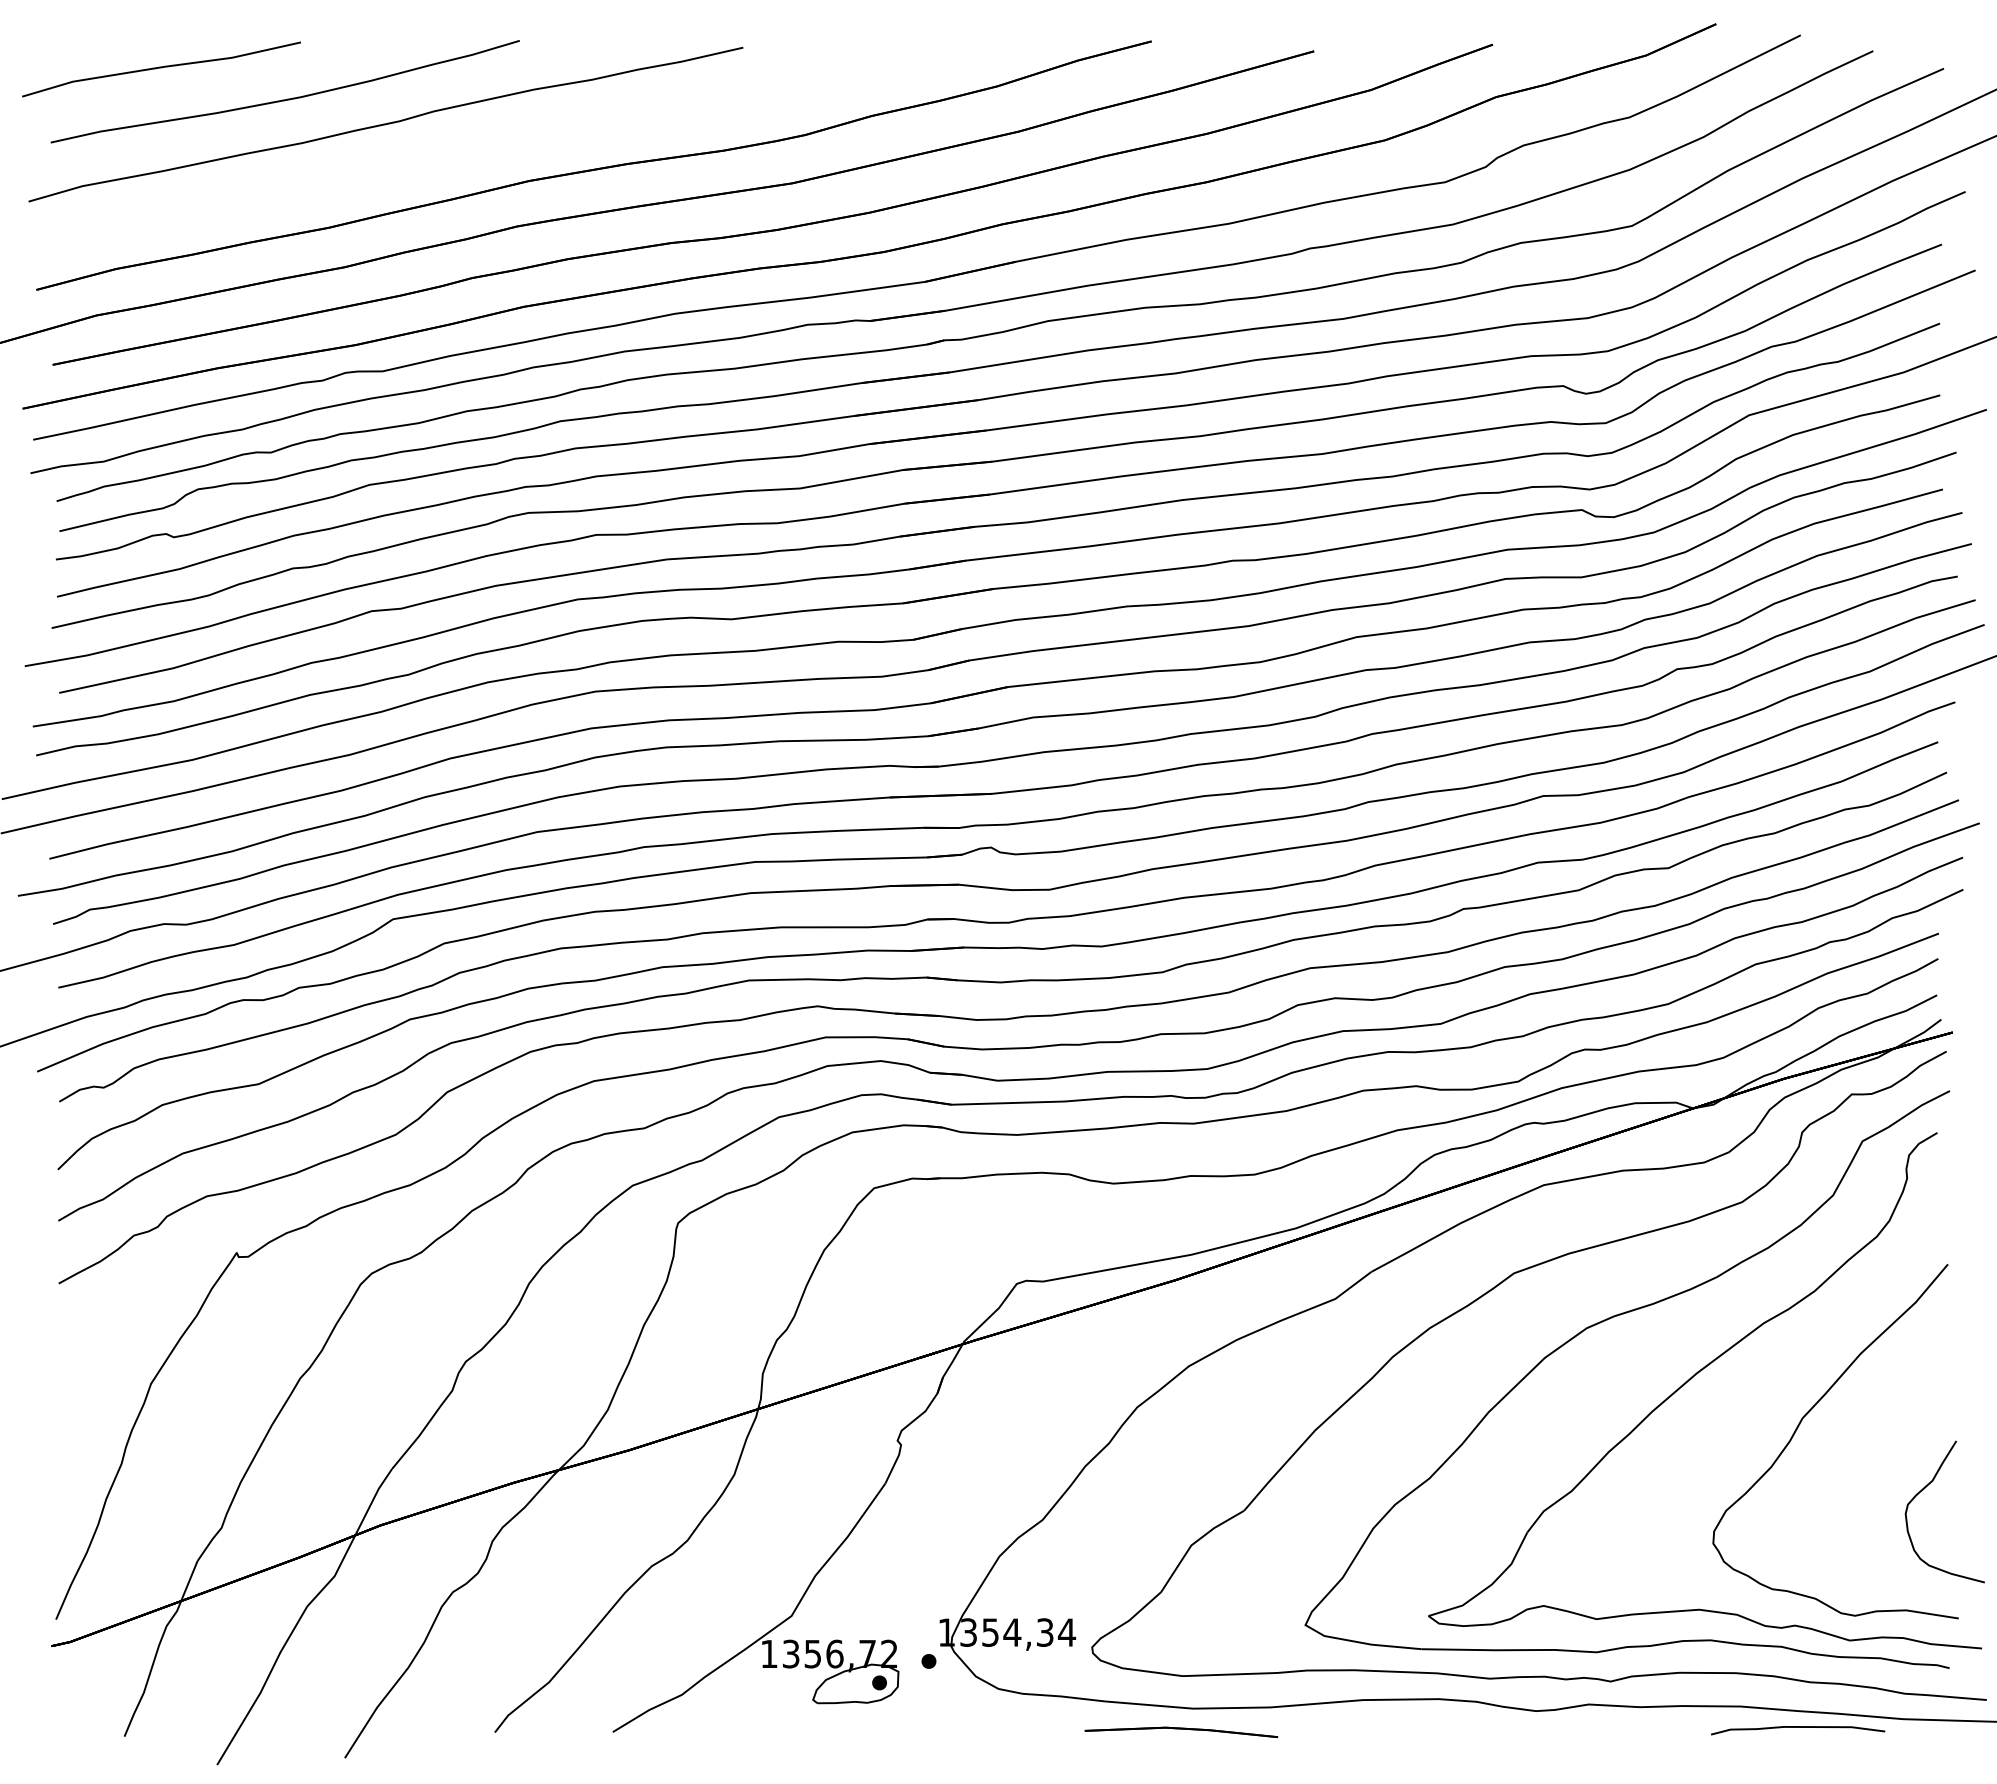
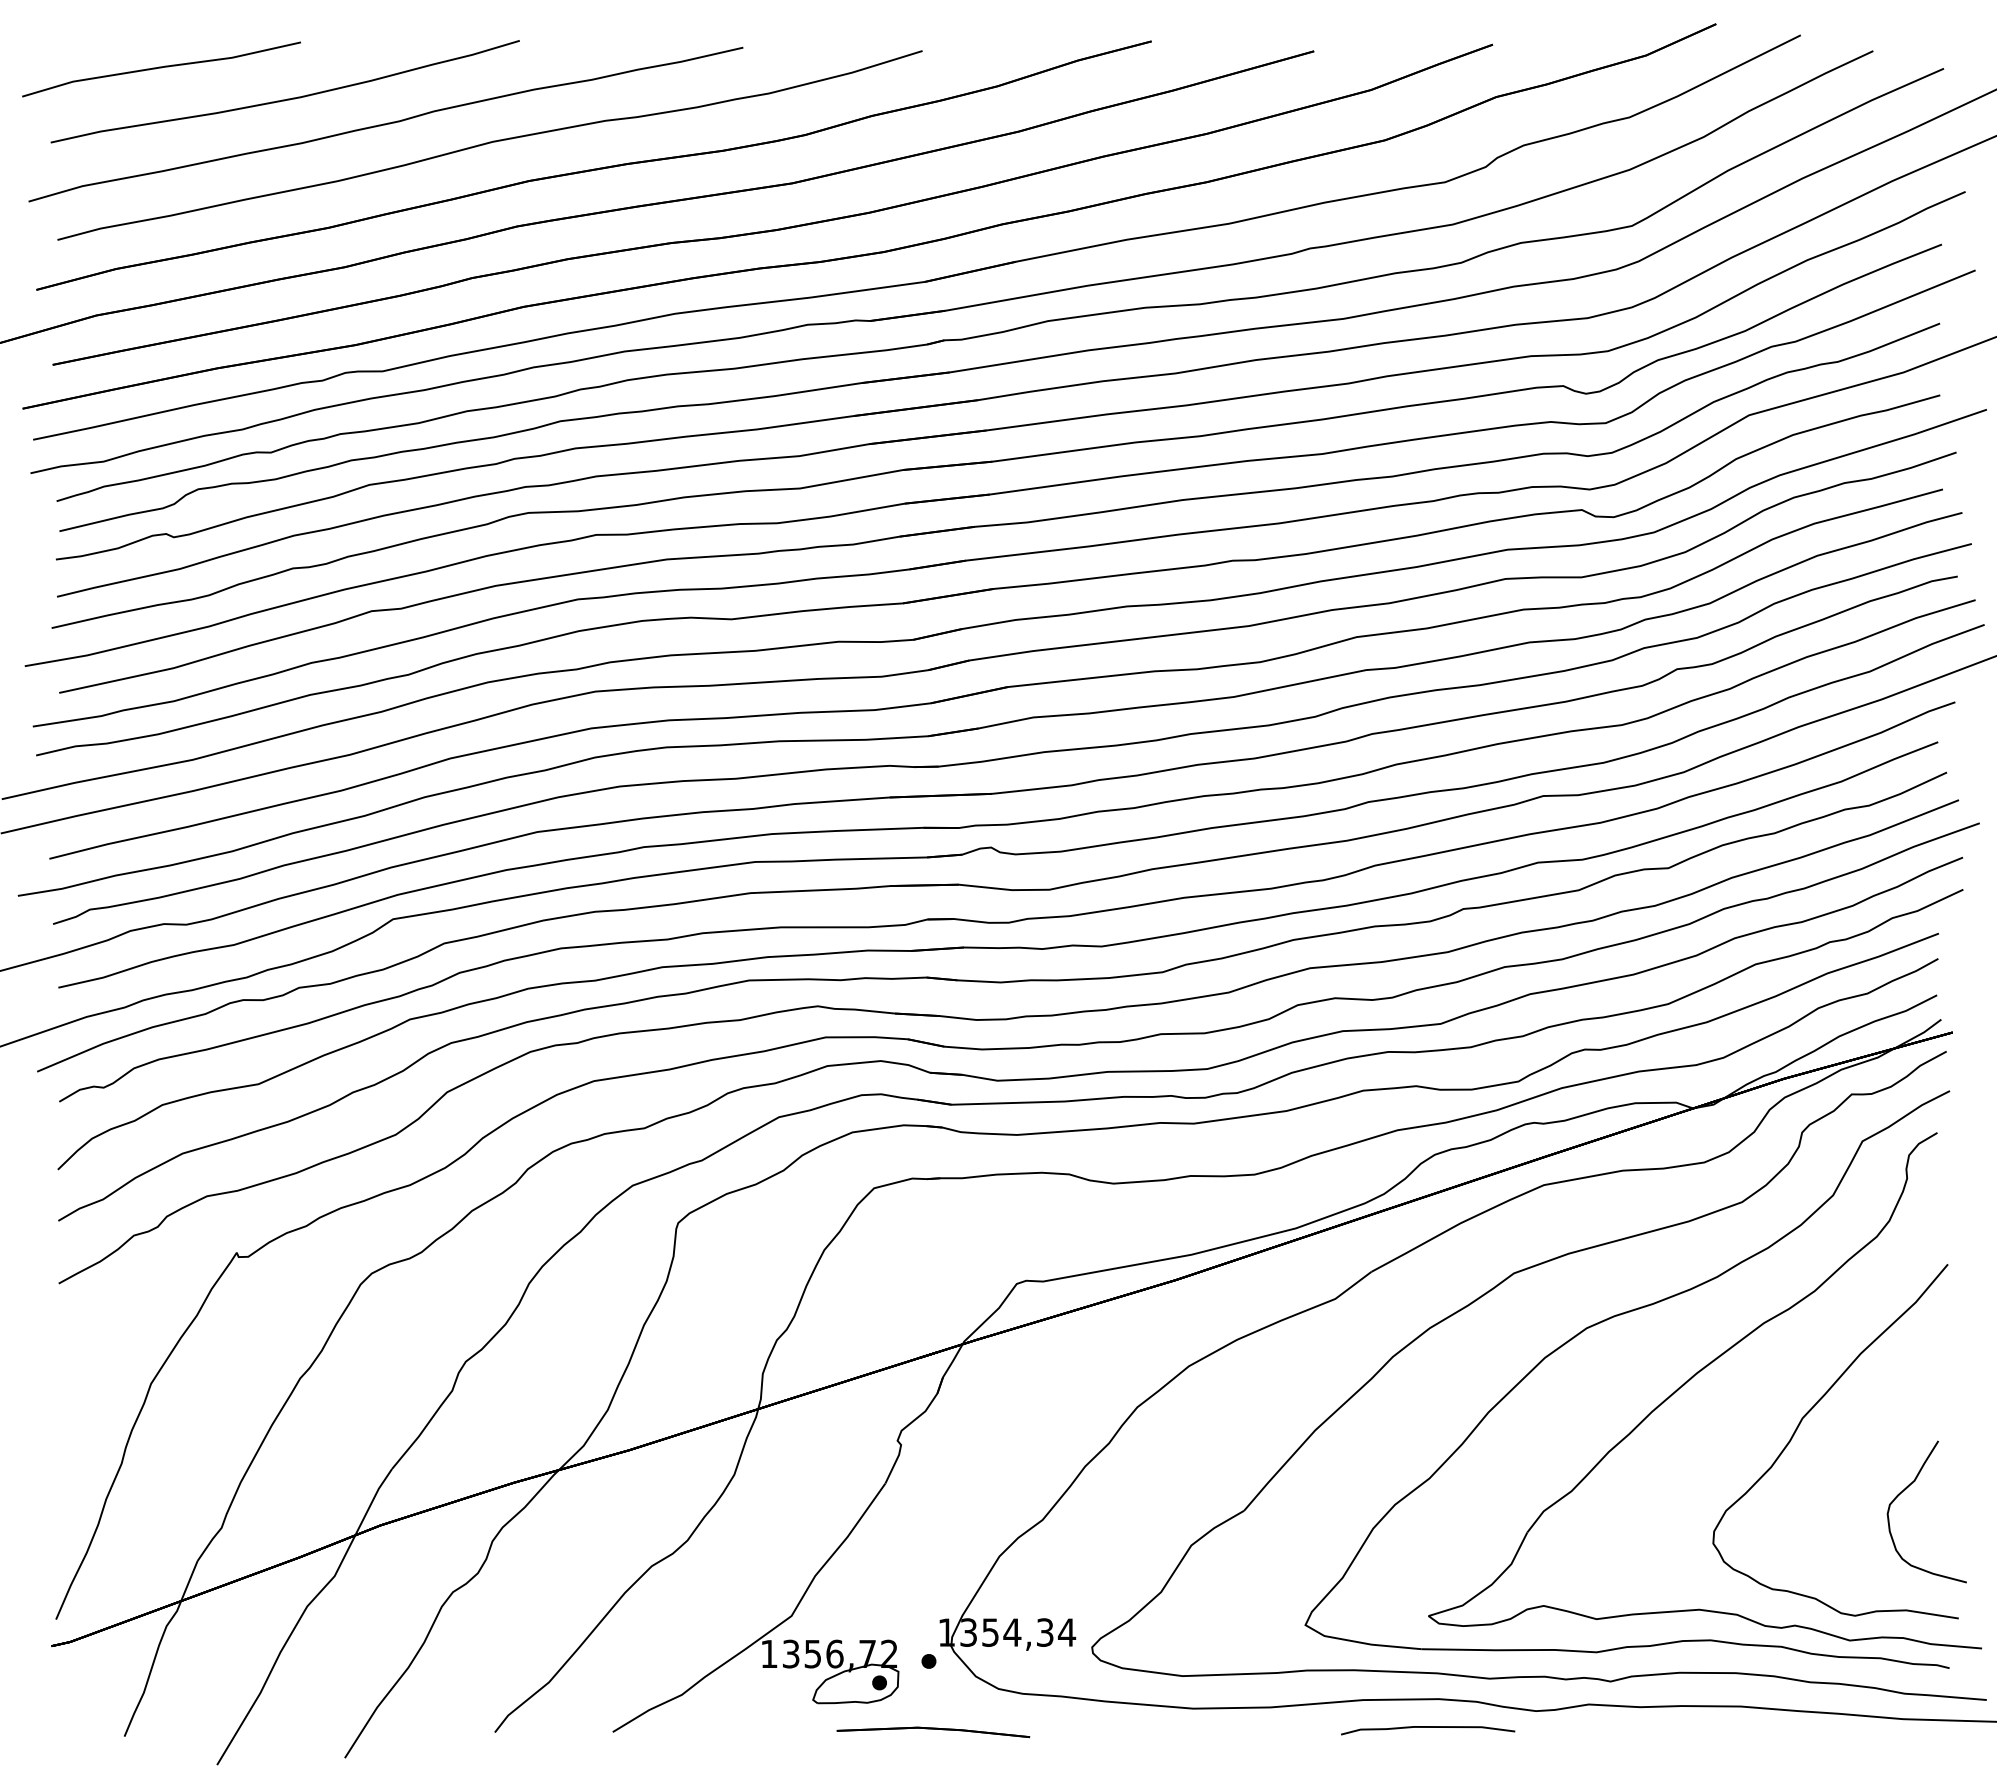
part: none -> present (489, 145)
curve position: (1923, 1490) -> (1905, 1490) (1905, 1490)
curve position: (1798, 1727) -> (1428, 1727) (1428, 1727)
part position: (1181, 1732) -> (933, 1732) (933, 1732)
